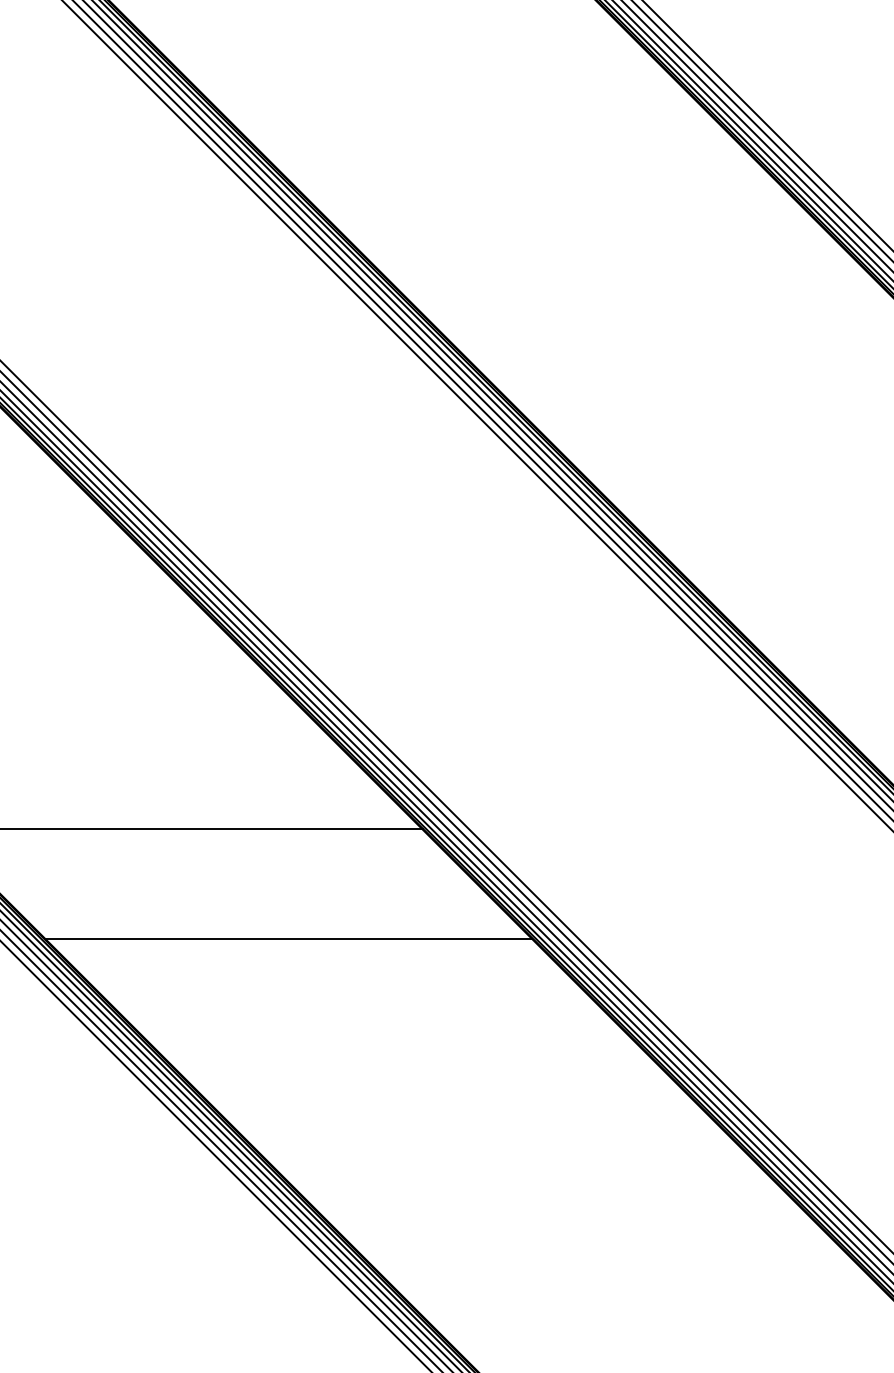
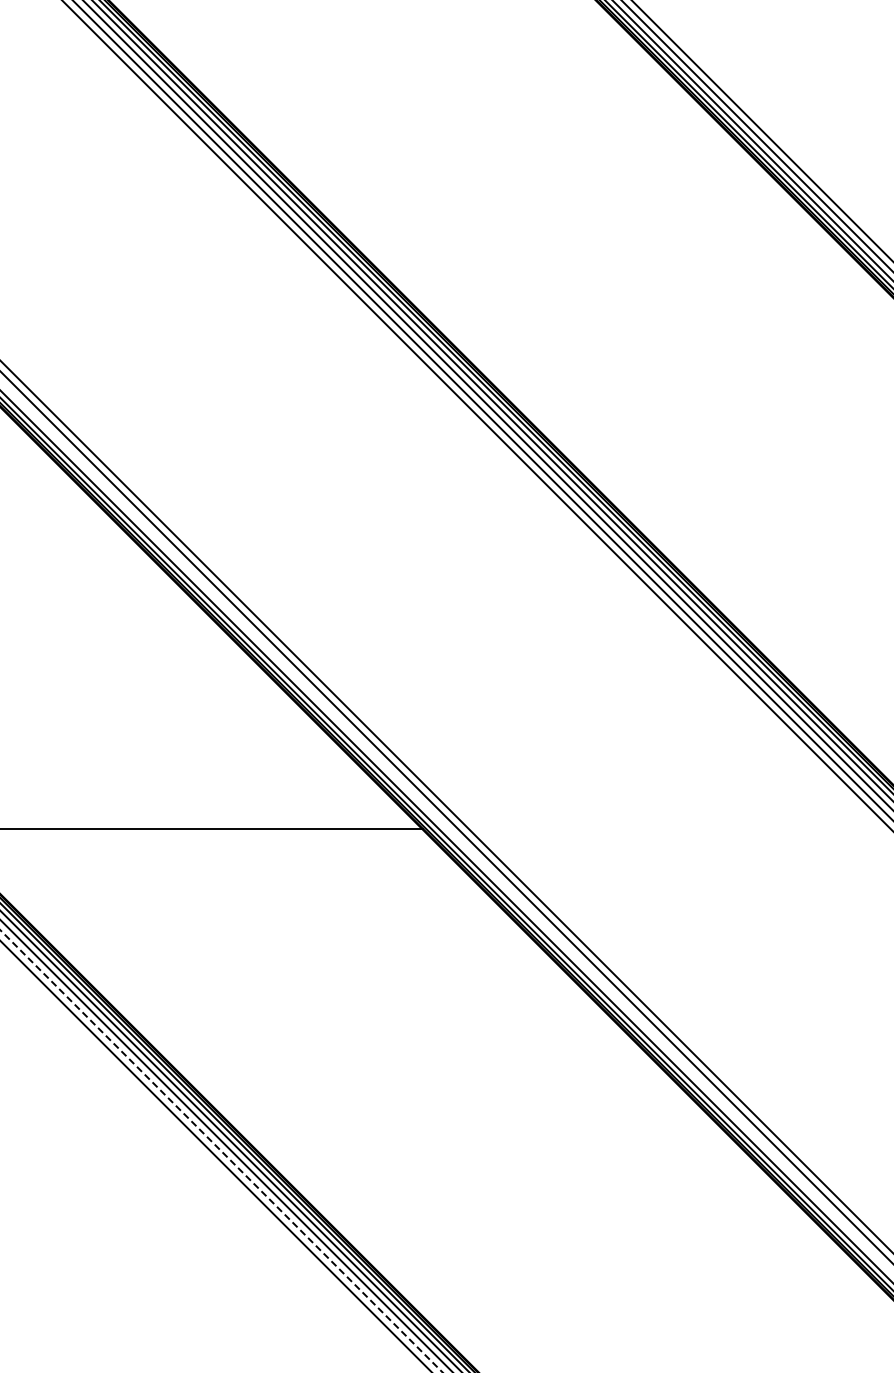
line: present -> none (767, 125)
line: present -> none (446, 827)
line: present -> none (288, 938)
line: solid -> dashed (221, 1151)
